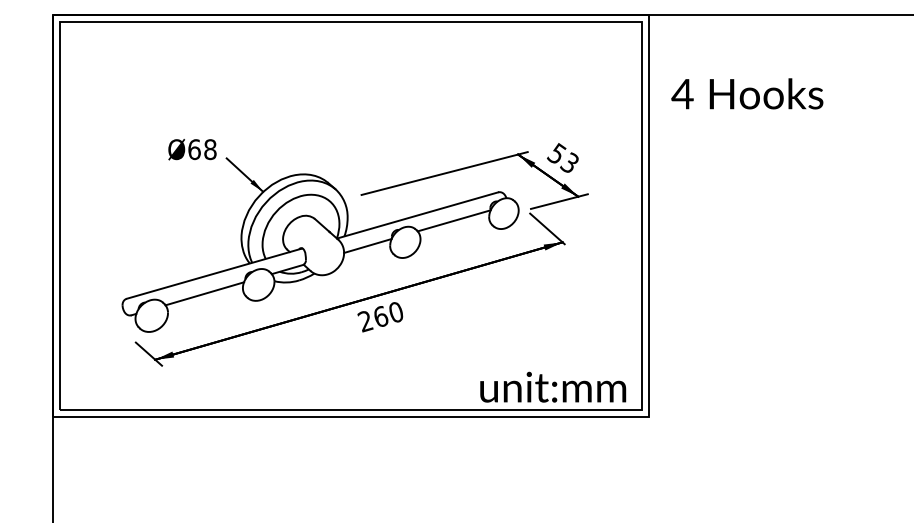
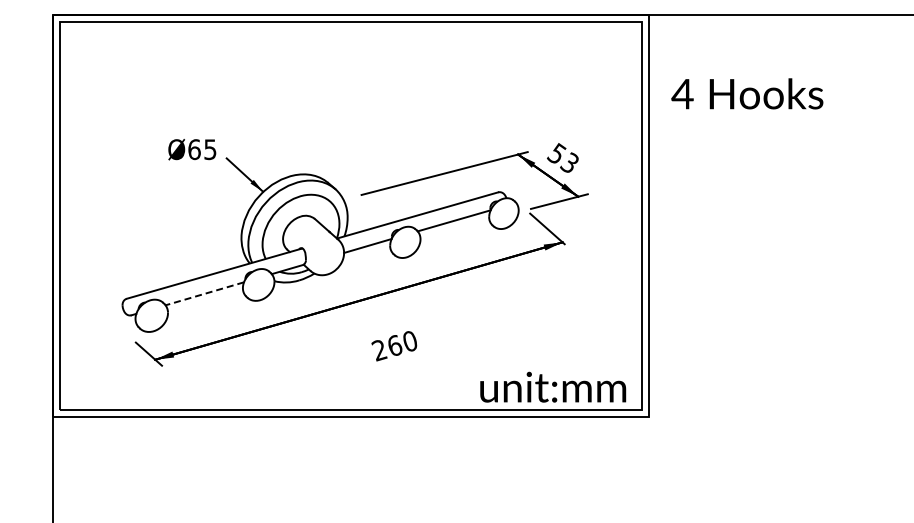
text: Ø68 -> Ø65 (210, 149)
line: solid -> dashed (204, 293)
text position: (380, 317) -> (394, 346) (394, 346)
